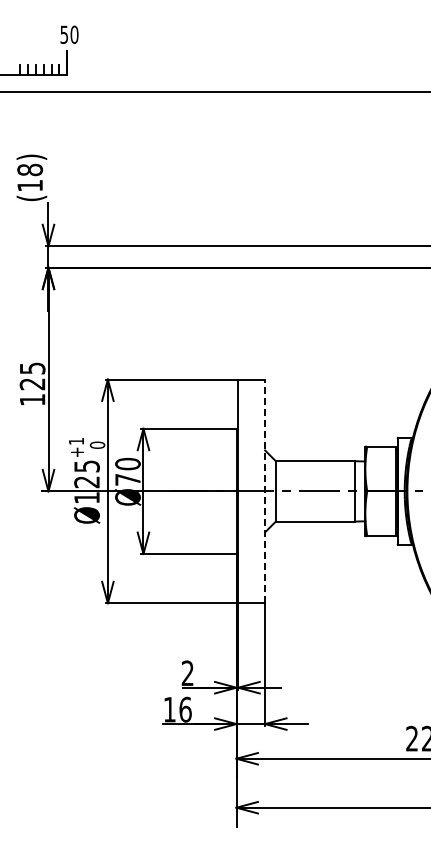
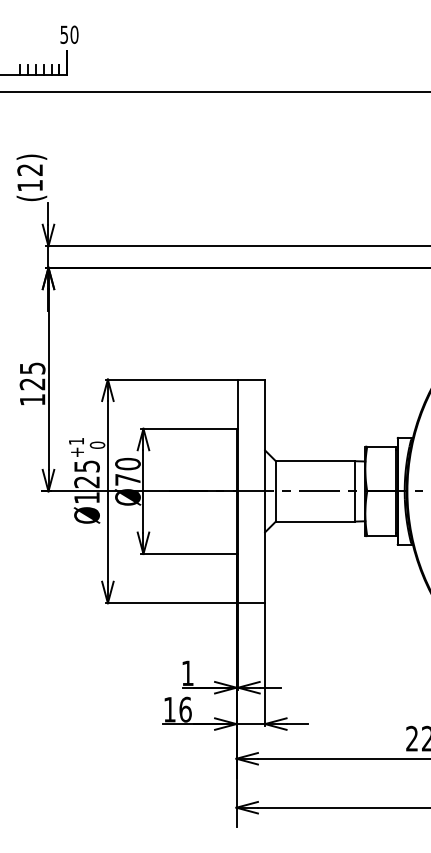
text: (18) -> (12) (30, 169)
line: dashed -> solid (265, 491)
text: 2 -> 1 (187, 672)
